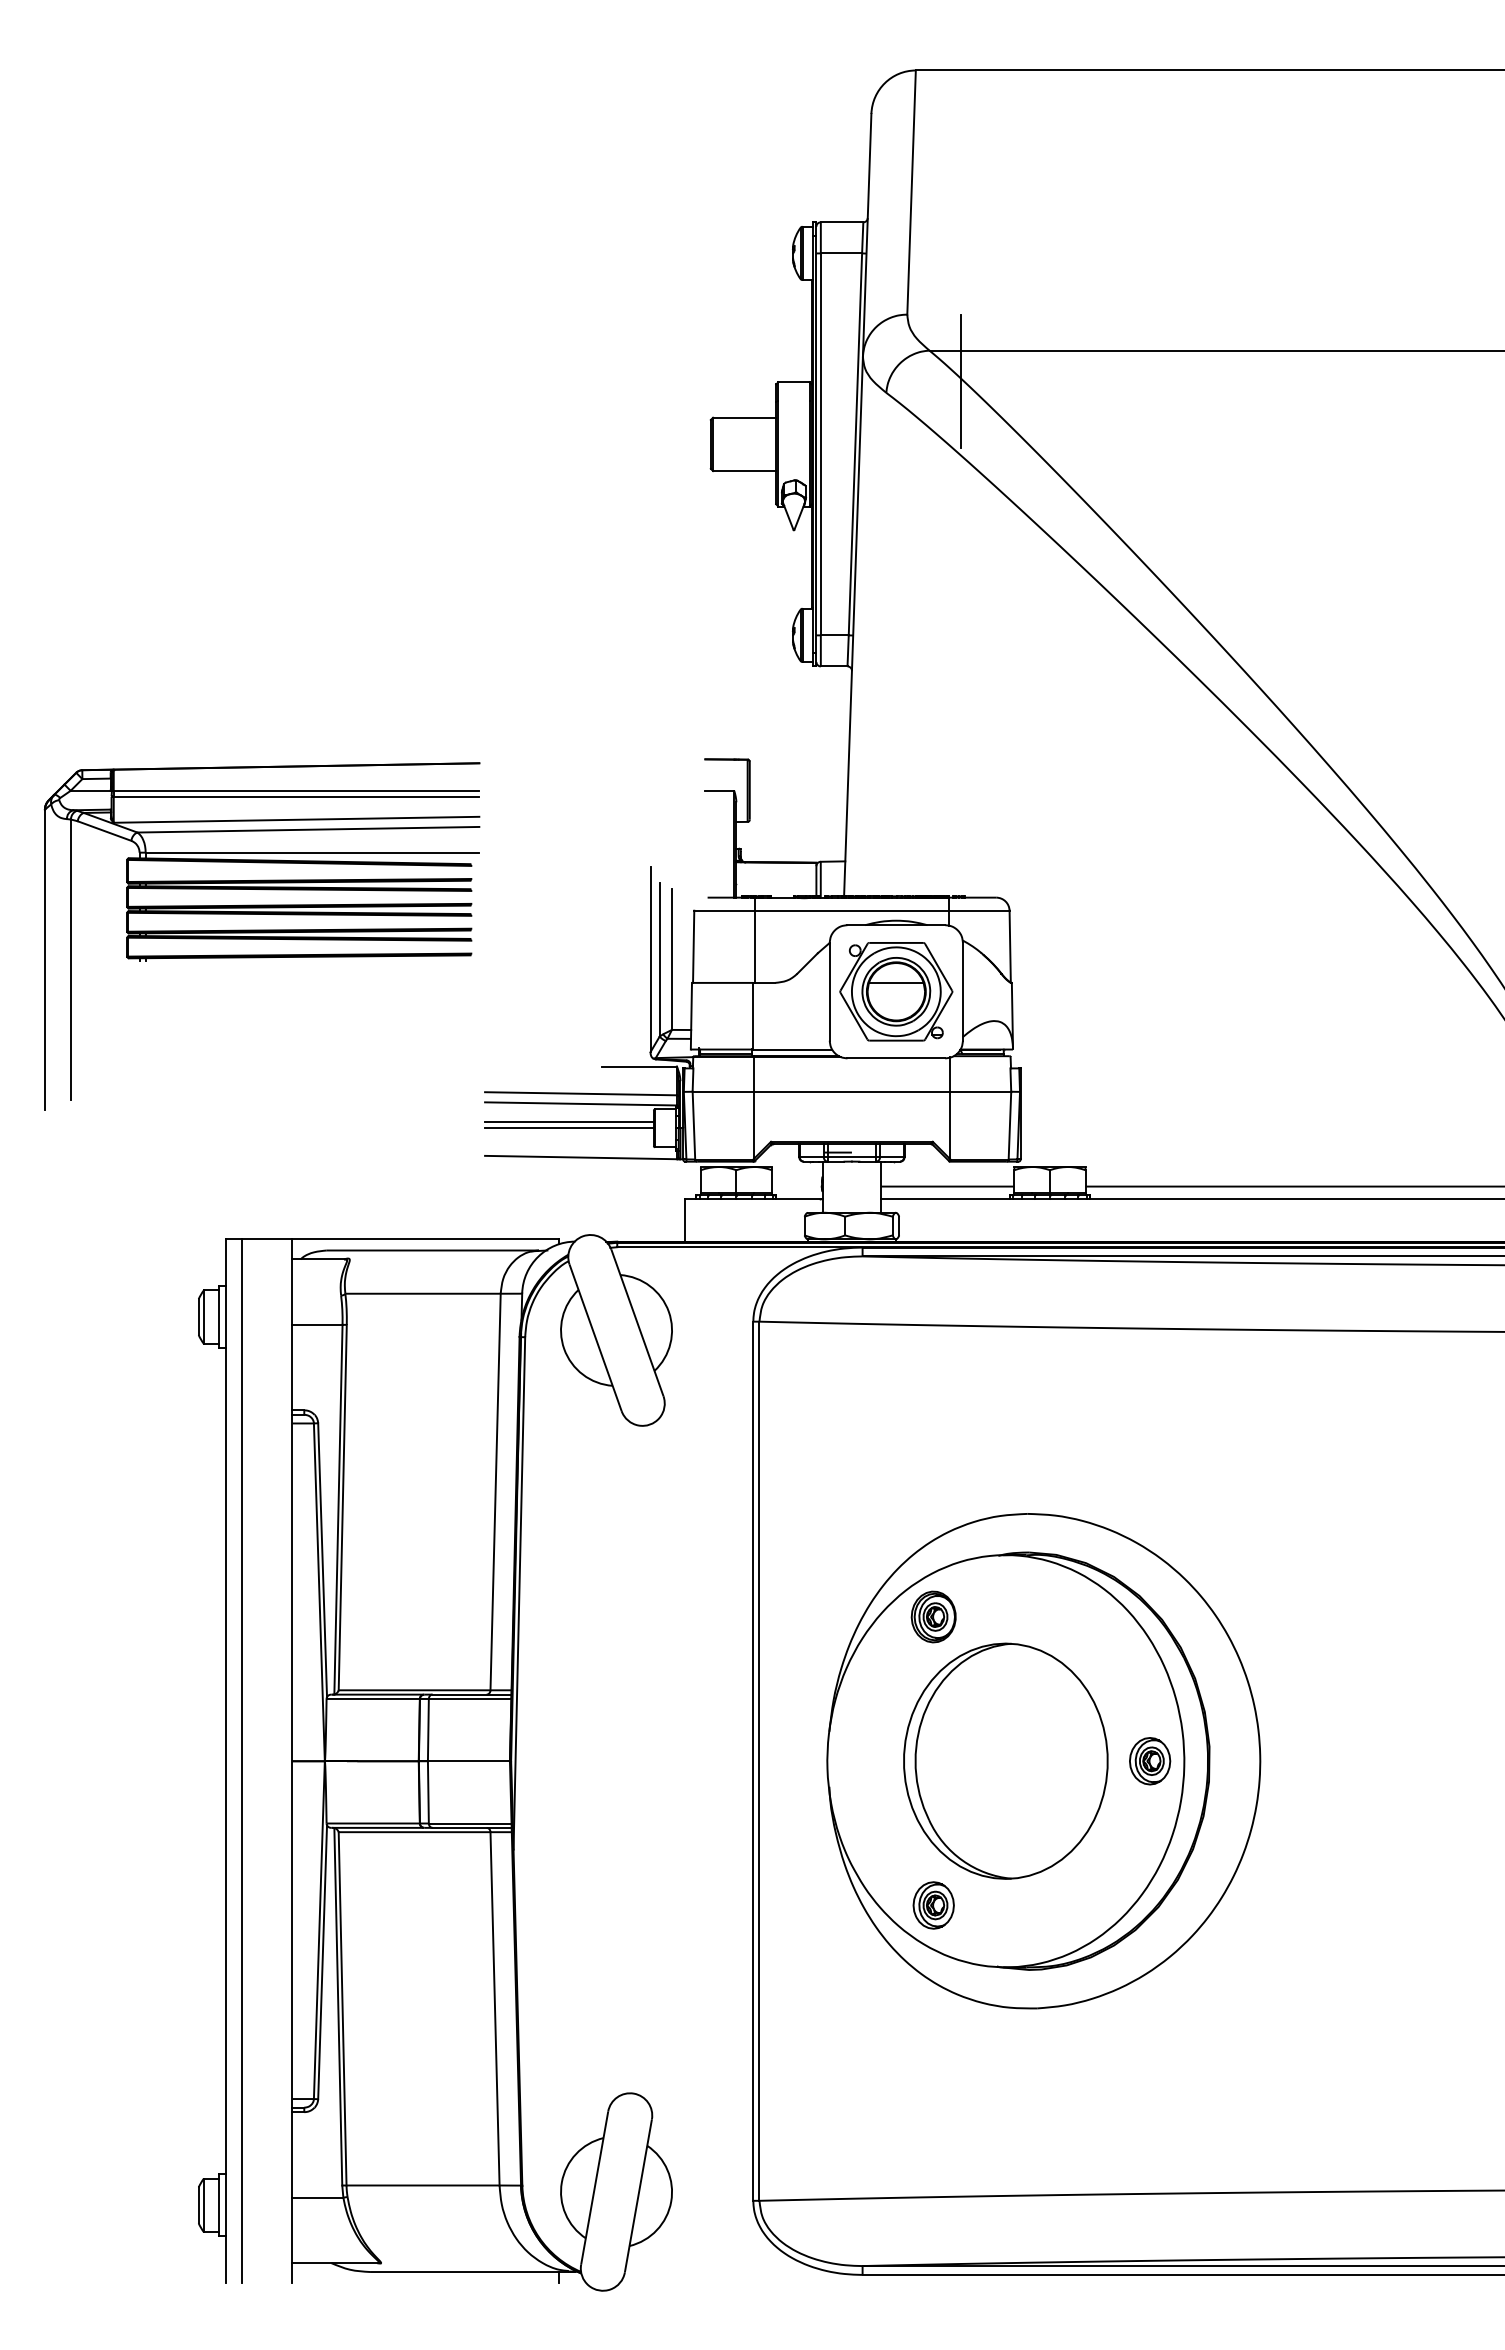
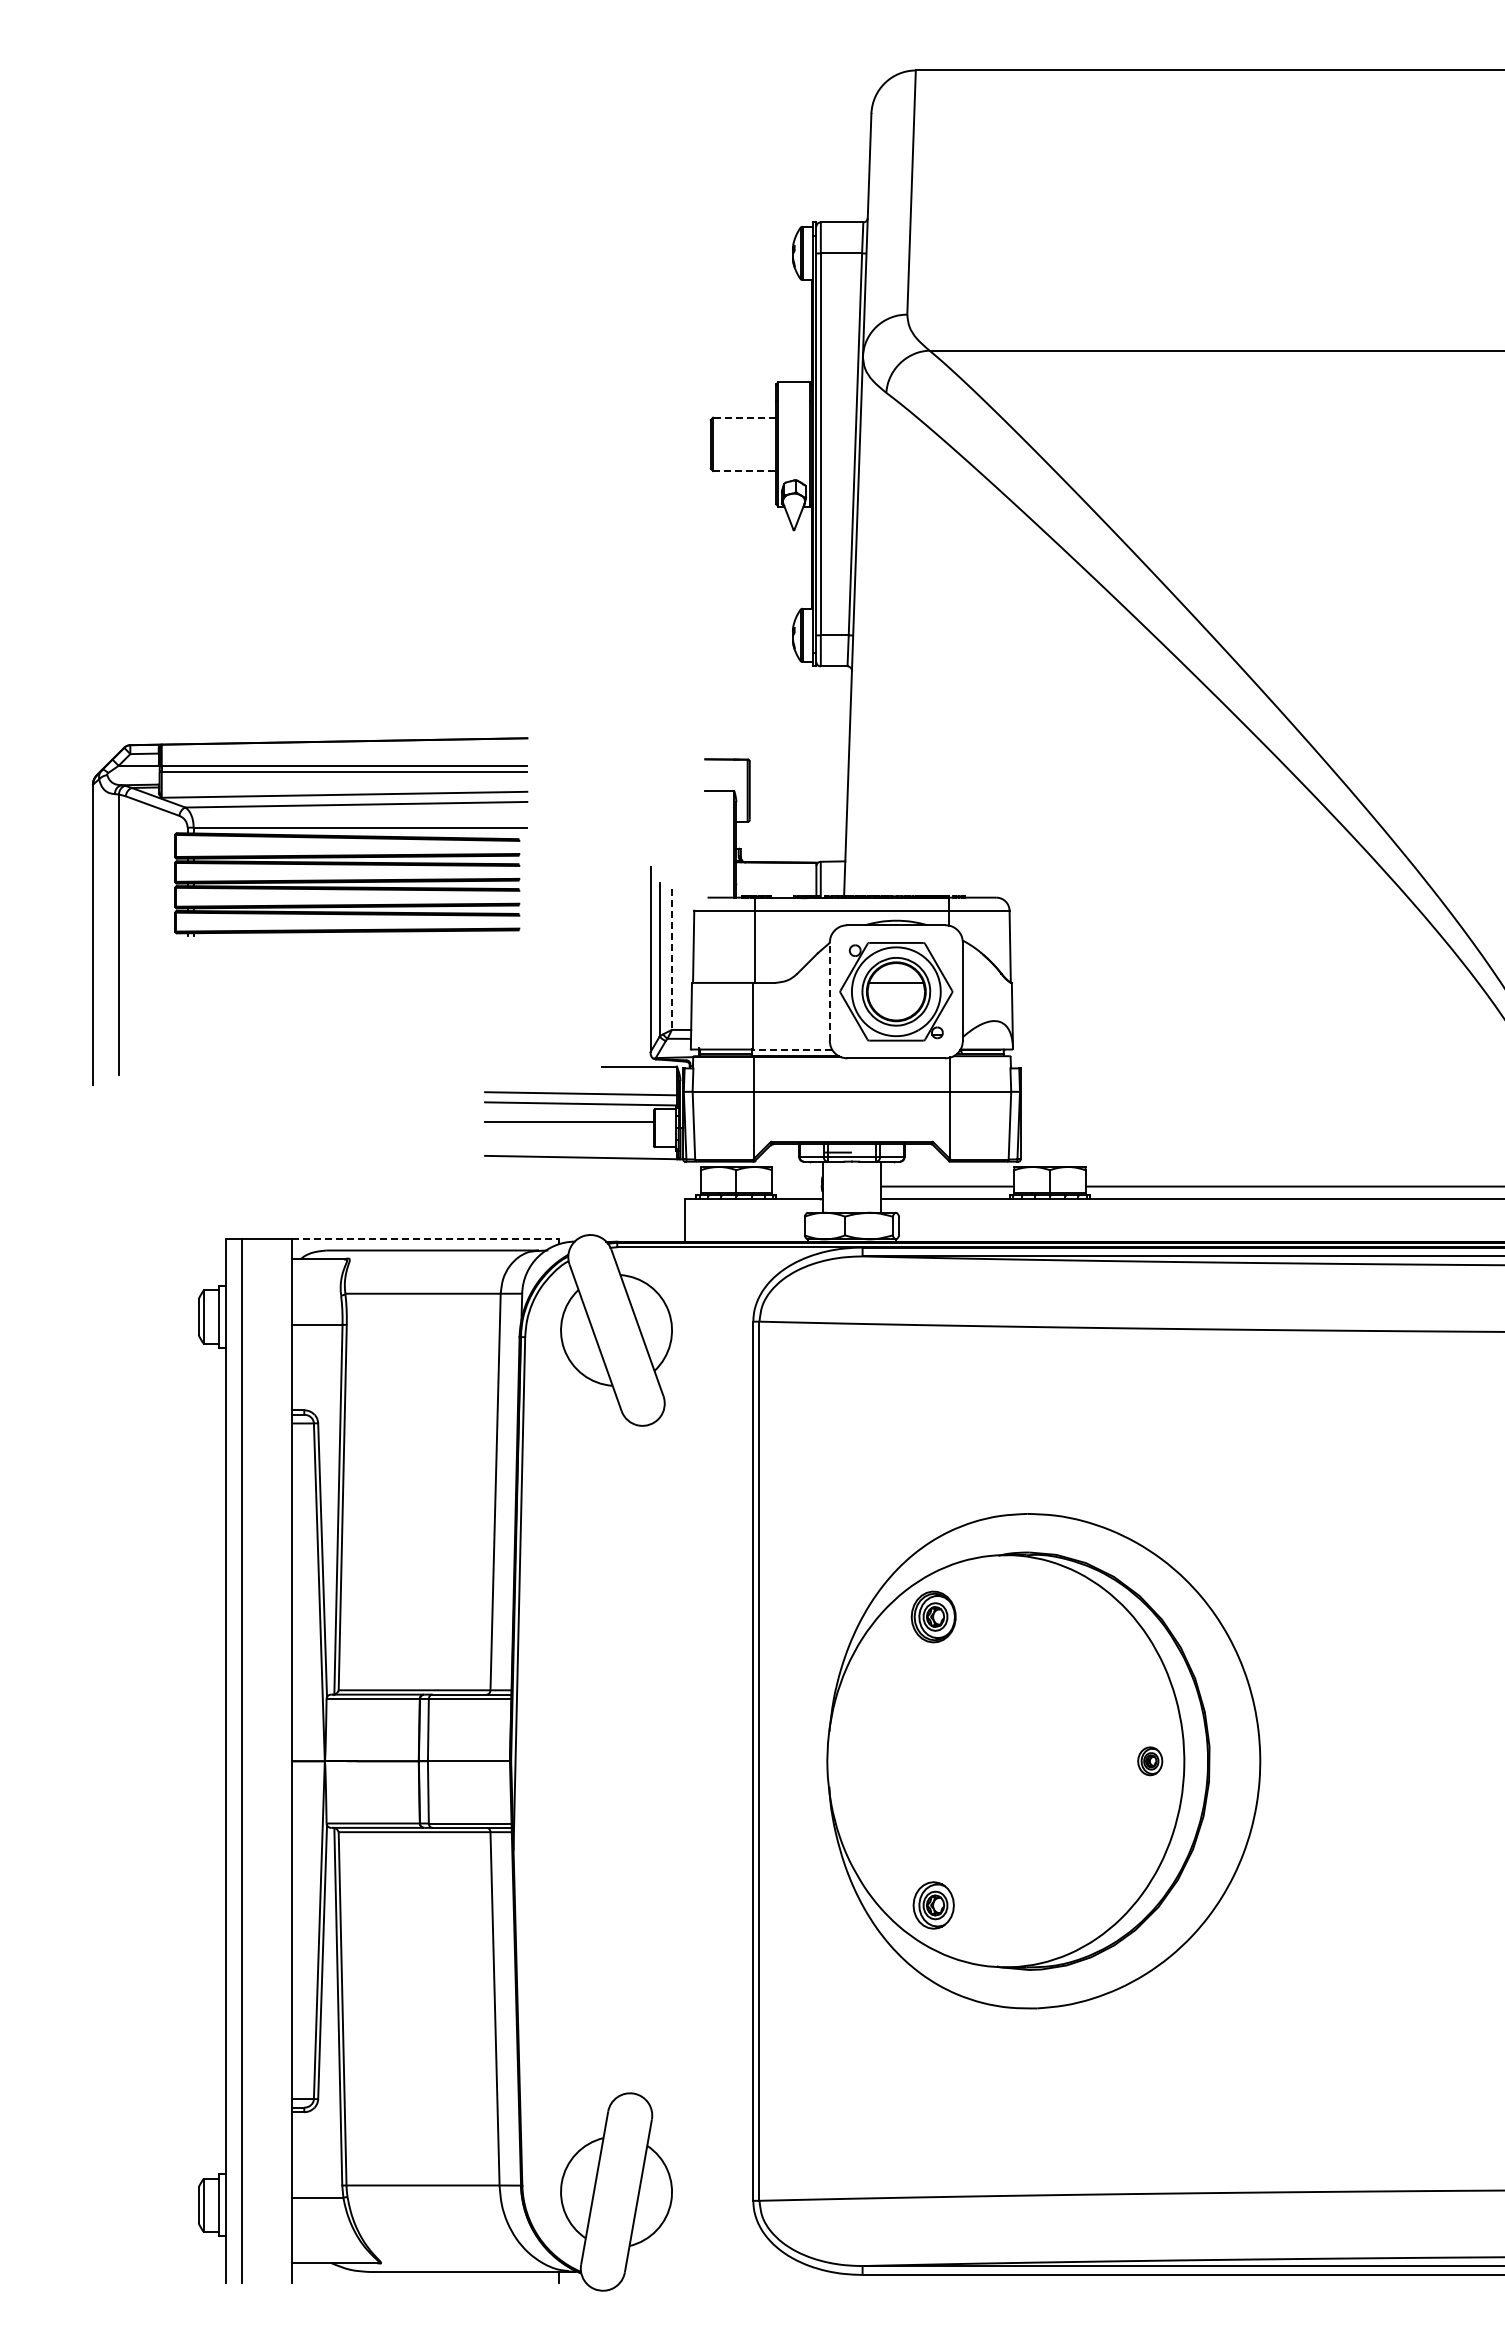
line: present -> none (960, 381)
line: solid -> dashed (744, 417)
line: solid -> dashed (744, 471)
part position: (261, 936) -> (309, 911) (309, 911)
line: solid -> dashed (671, 960)
line: solid -> dashed (829, 991)
line: solid -> dashed (792, 1049)
line: present -> none (569, 1128)
line: solid -> dashed (426, 1239)
part: present -> none (1005, 1760)
part size: 43x49 px -> 27x31 px (1150, 1761)
